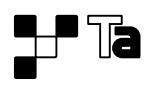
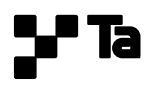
fill: none -> present (104, 36)
fill: none -> present (45, 46)
